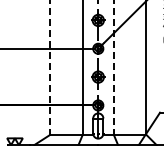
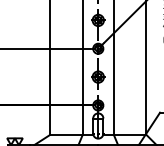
line: dashed -> solid (50, 68)
line: dashed -> solid (113, 68)
